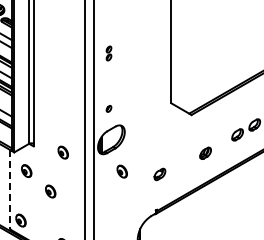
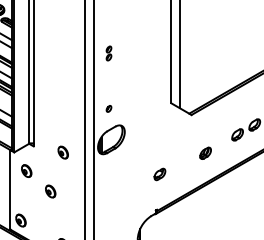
line: none -> present (179, 55)
part: present -> none (121, 171)
line: dashed -> solid (10, 189)
